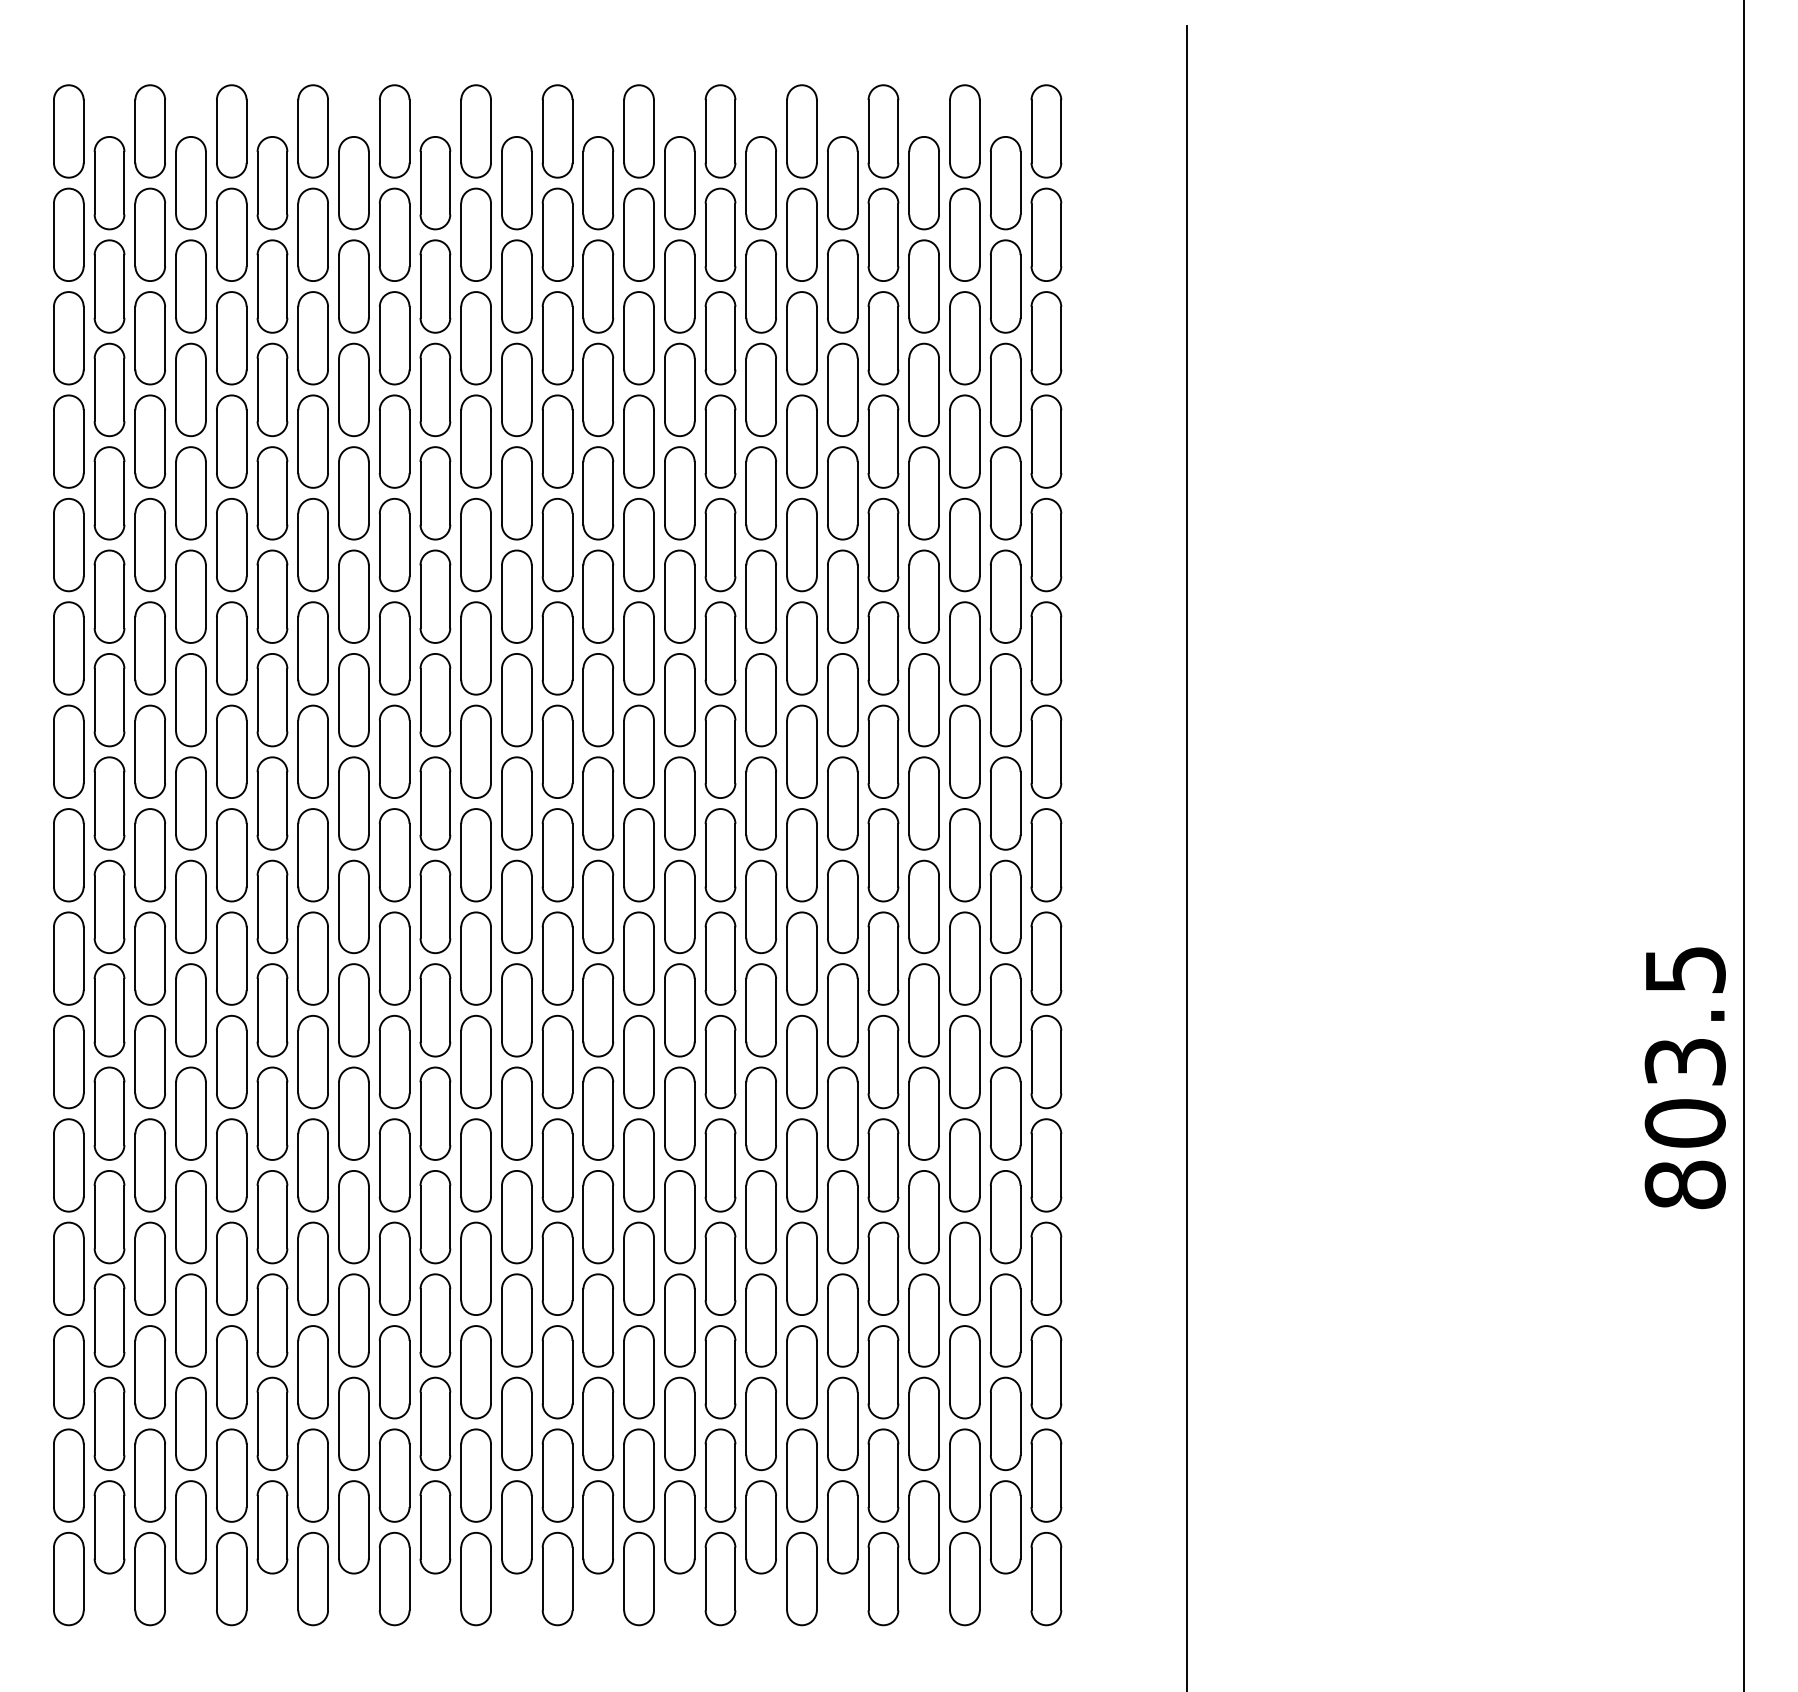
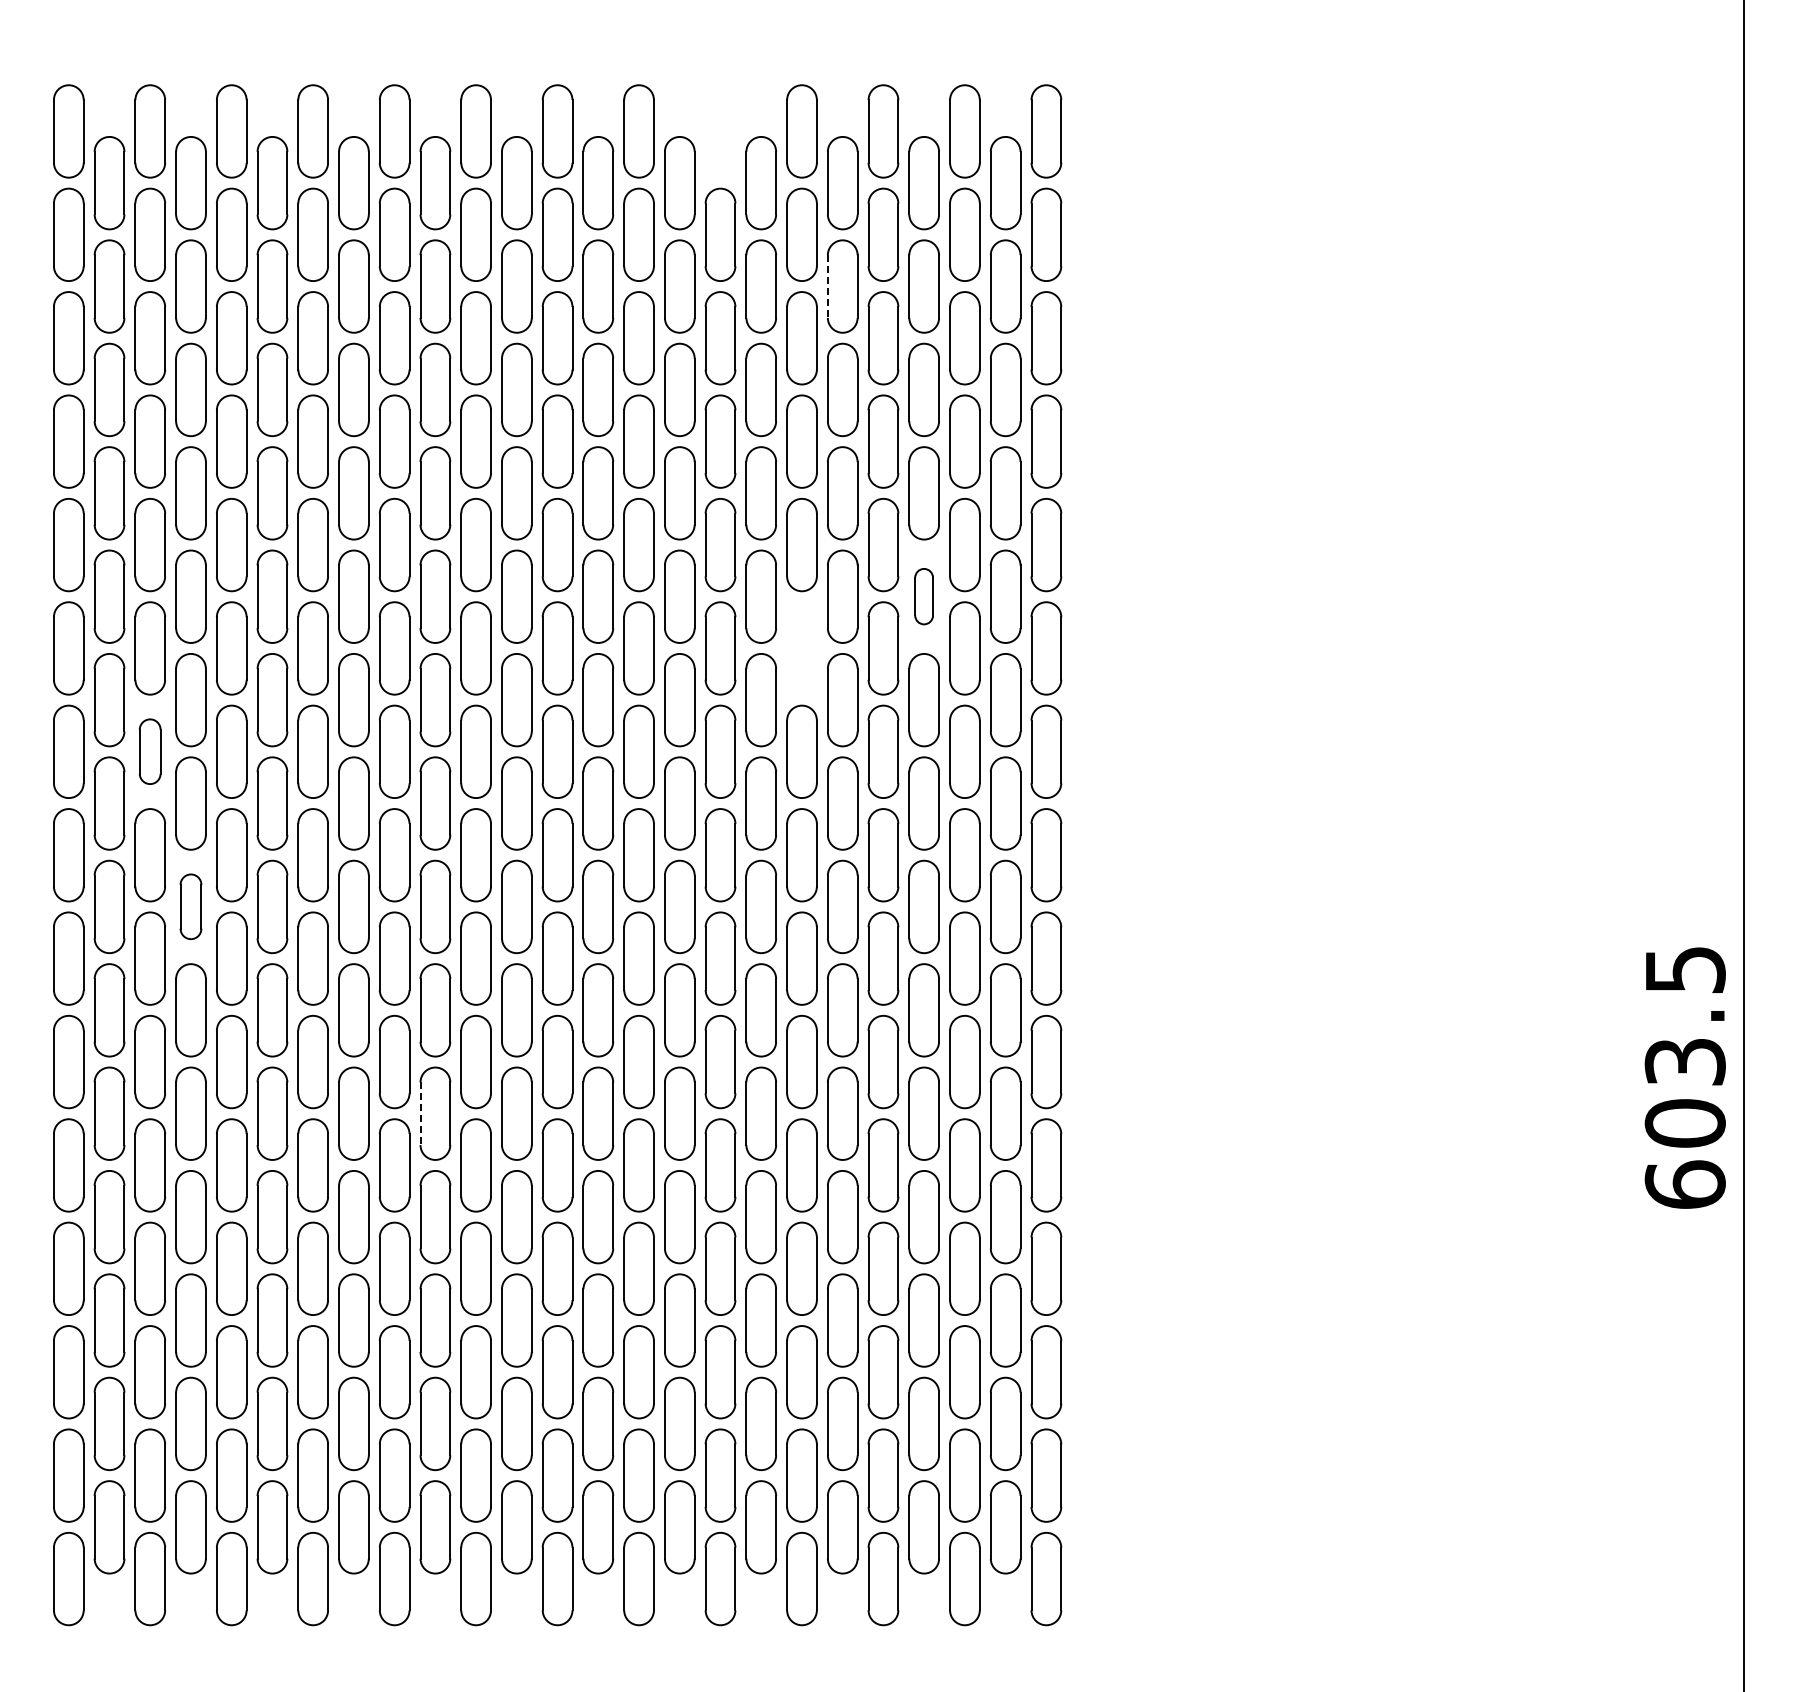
part: present -> none (720, 131)
line: solid -> dashed (827, 287)
part size: 32x95 px -> 20x58 px (923, 596)
part: present -> none (801, 648)
part size: 32x95 px -> 24x67 px (149, 751)
line: present -> none (1187, 856)
part size: 32x95 px -> 24x67 px (190, 906)
line: solid -> dashed (420, 1114)
text: 803.5 -> 603.5 (1684, 1184)
